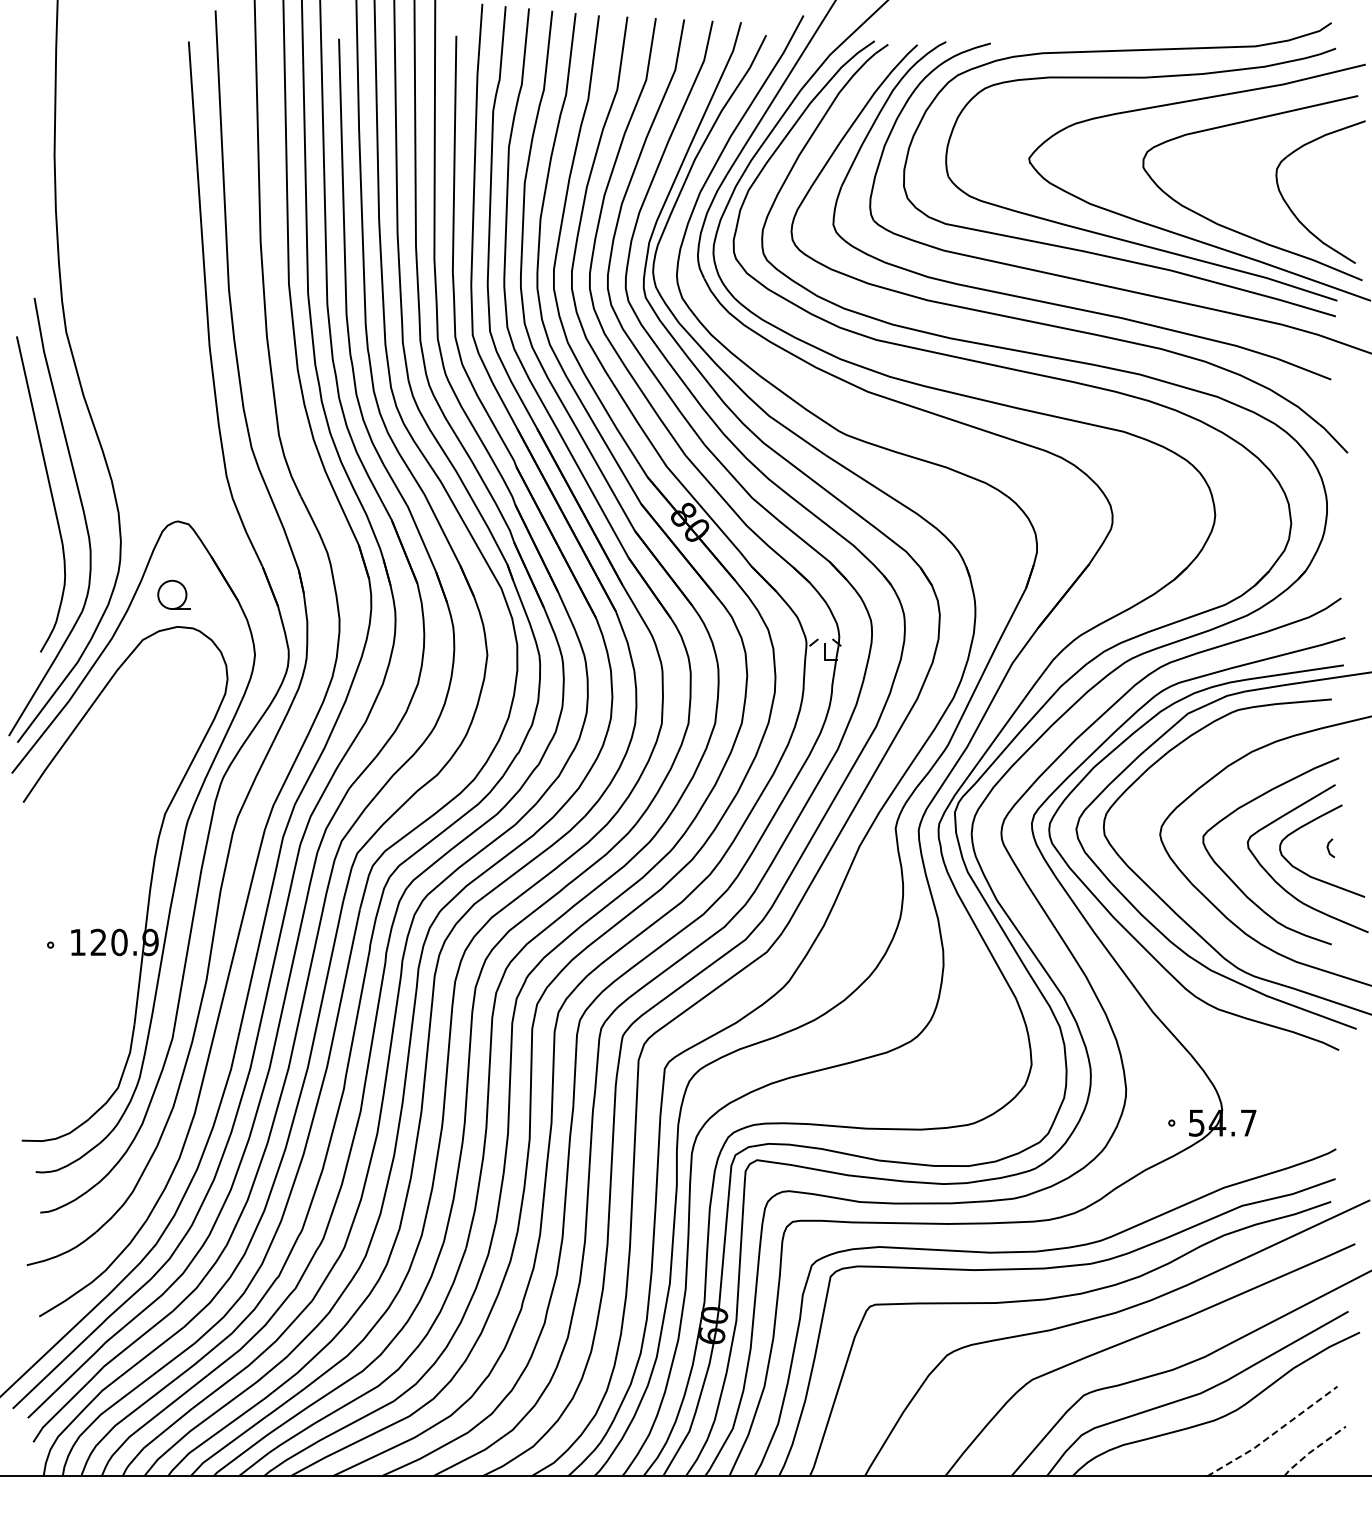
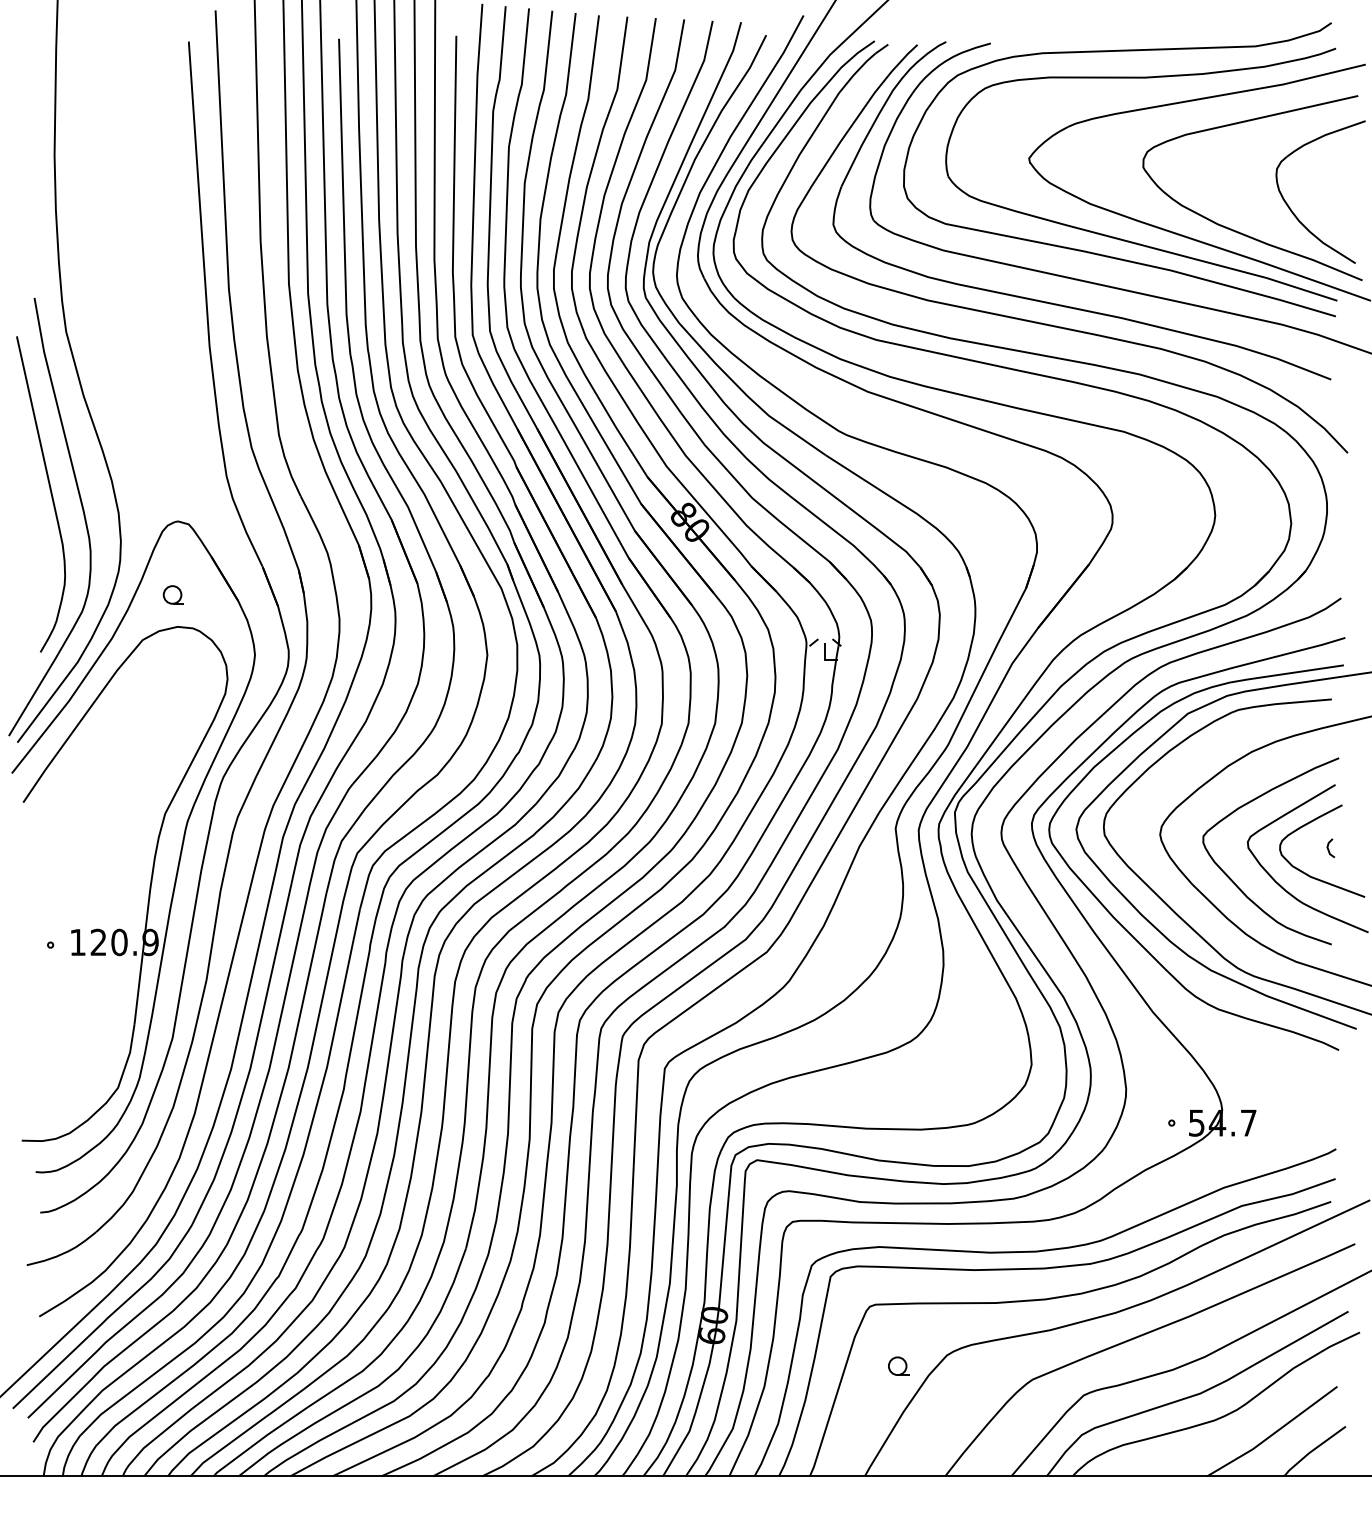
part size: 34x31 px -> 22x20 px (172, 594)
part: none -> present (898, 1365)
line: dashed -> solid (1273, 1433)
line: dashed -> solid (1313, 1450)
